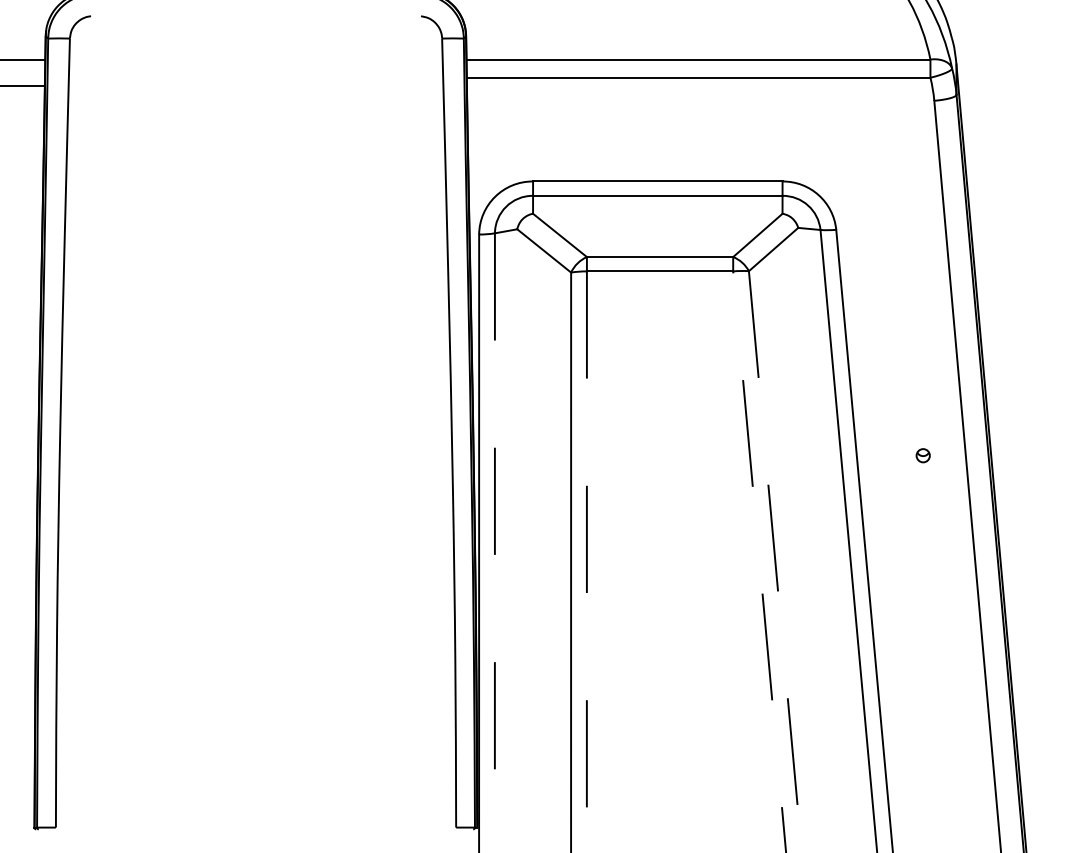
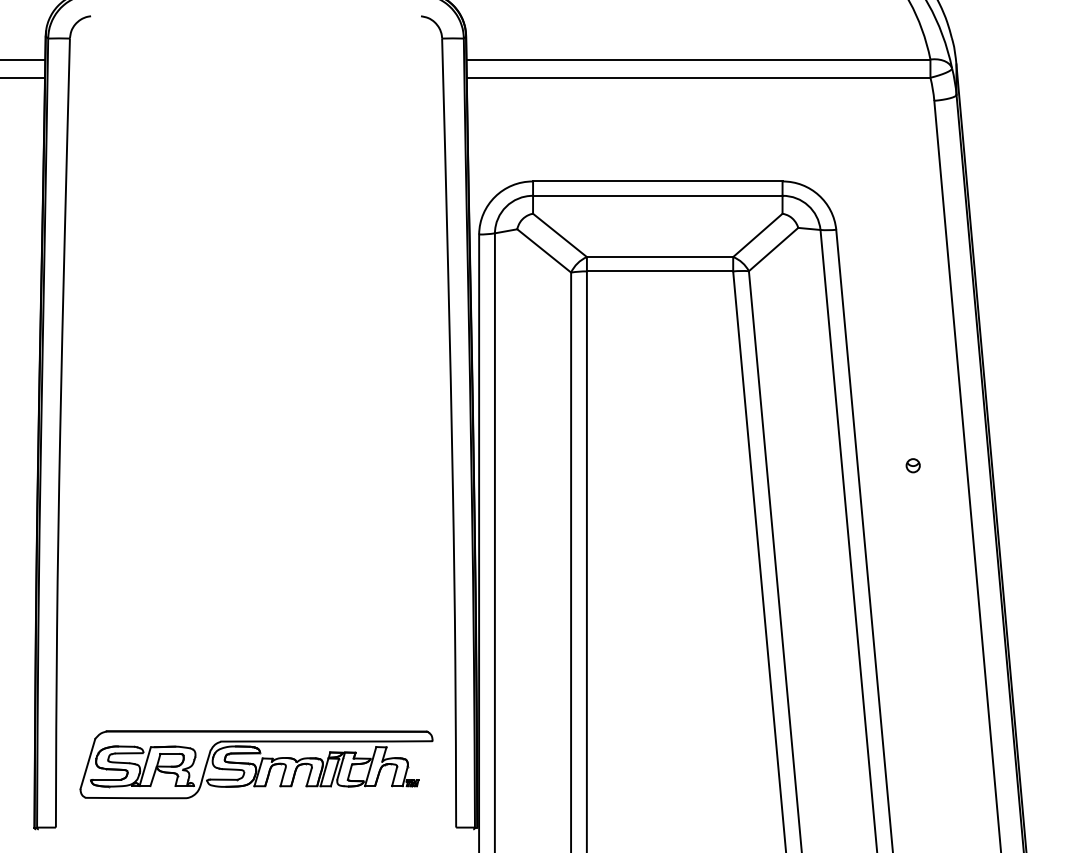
line position: (23, 85) -> (23, 77) (23, 77)
part position: (922, 455) -> (912, 465) (912, 465)
line: dashed -> solid (494, 543)
line: dashed -> solid (759, 561)
line: dashed -> solid (586, 562)
line: dashed -> solid (775, 562)
part: none -> present (256, 764)
